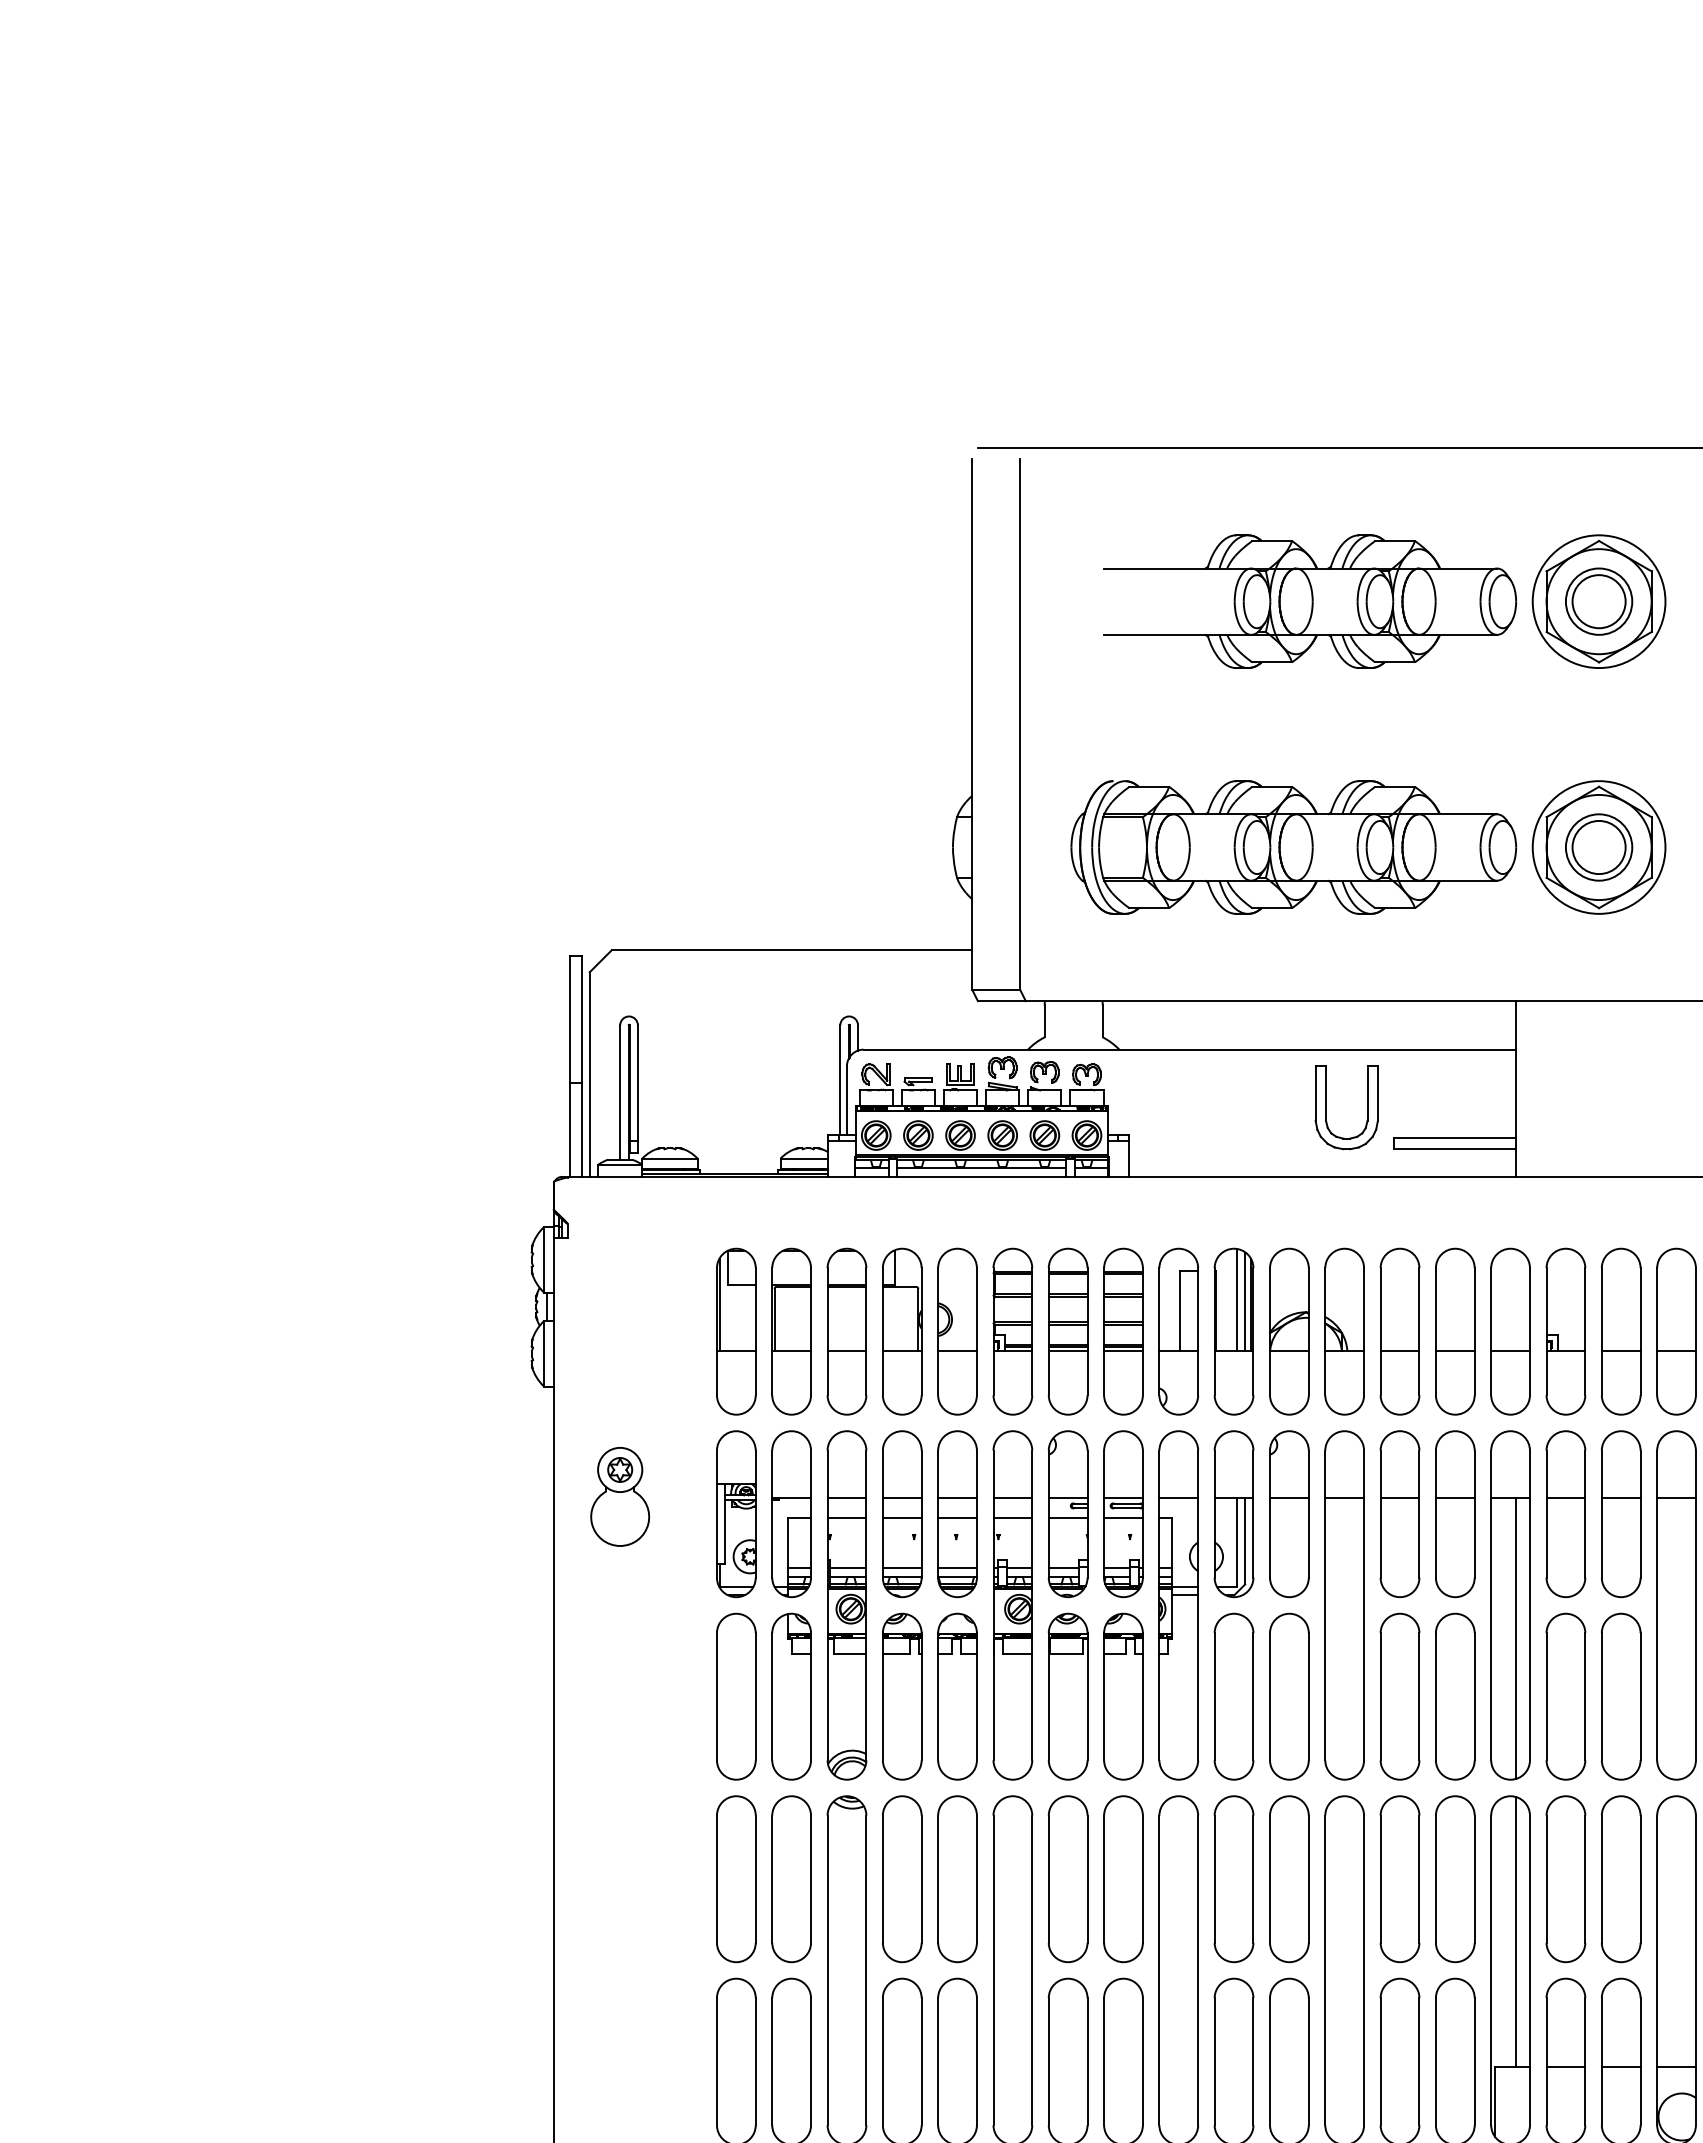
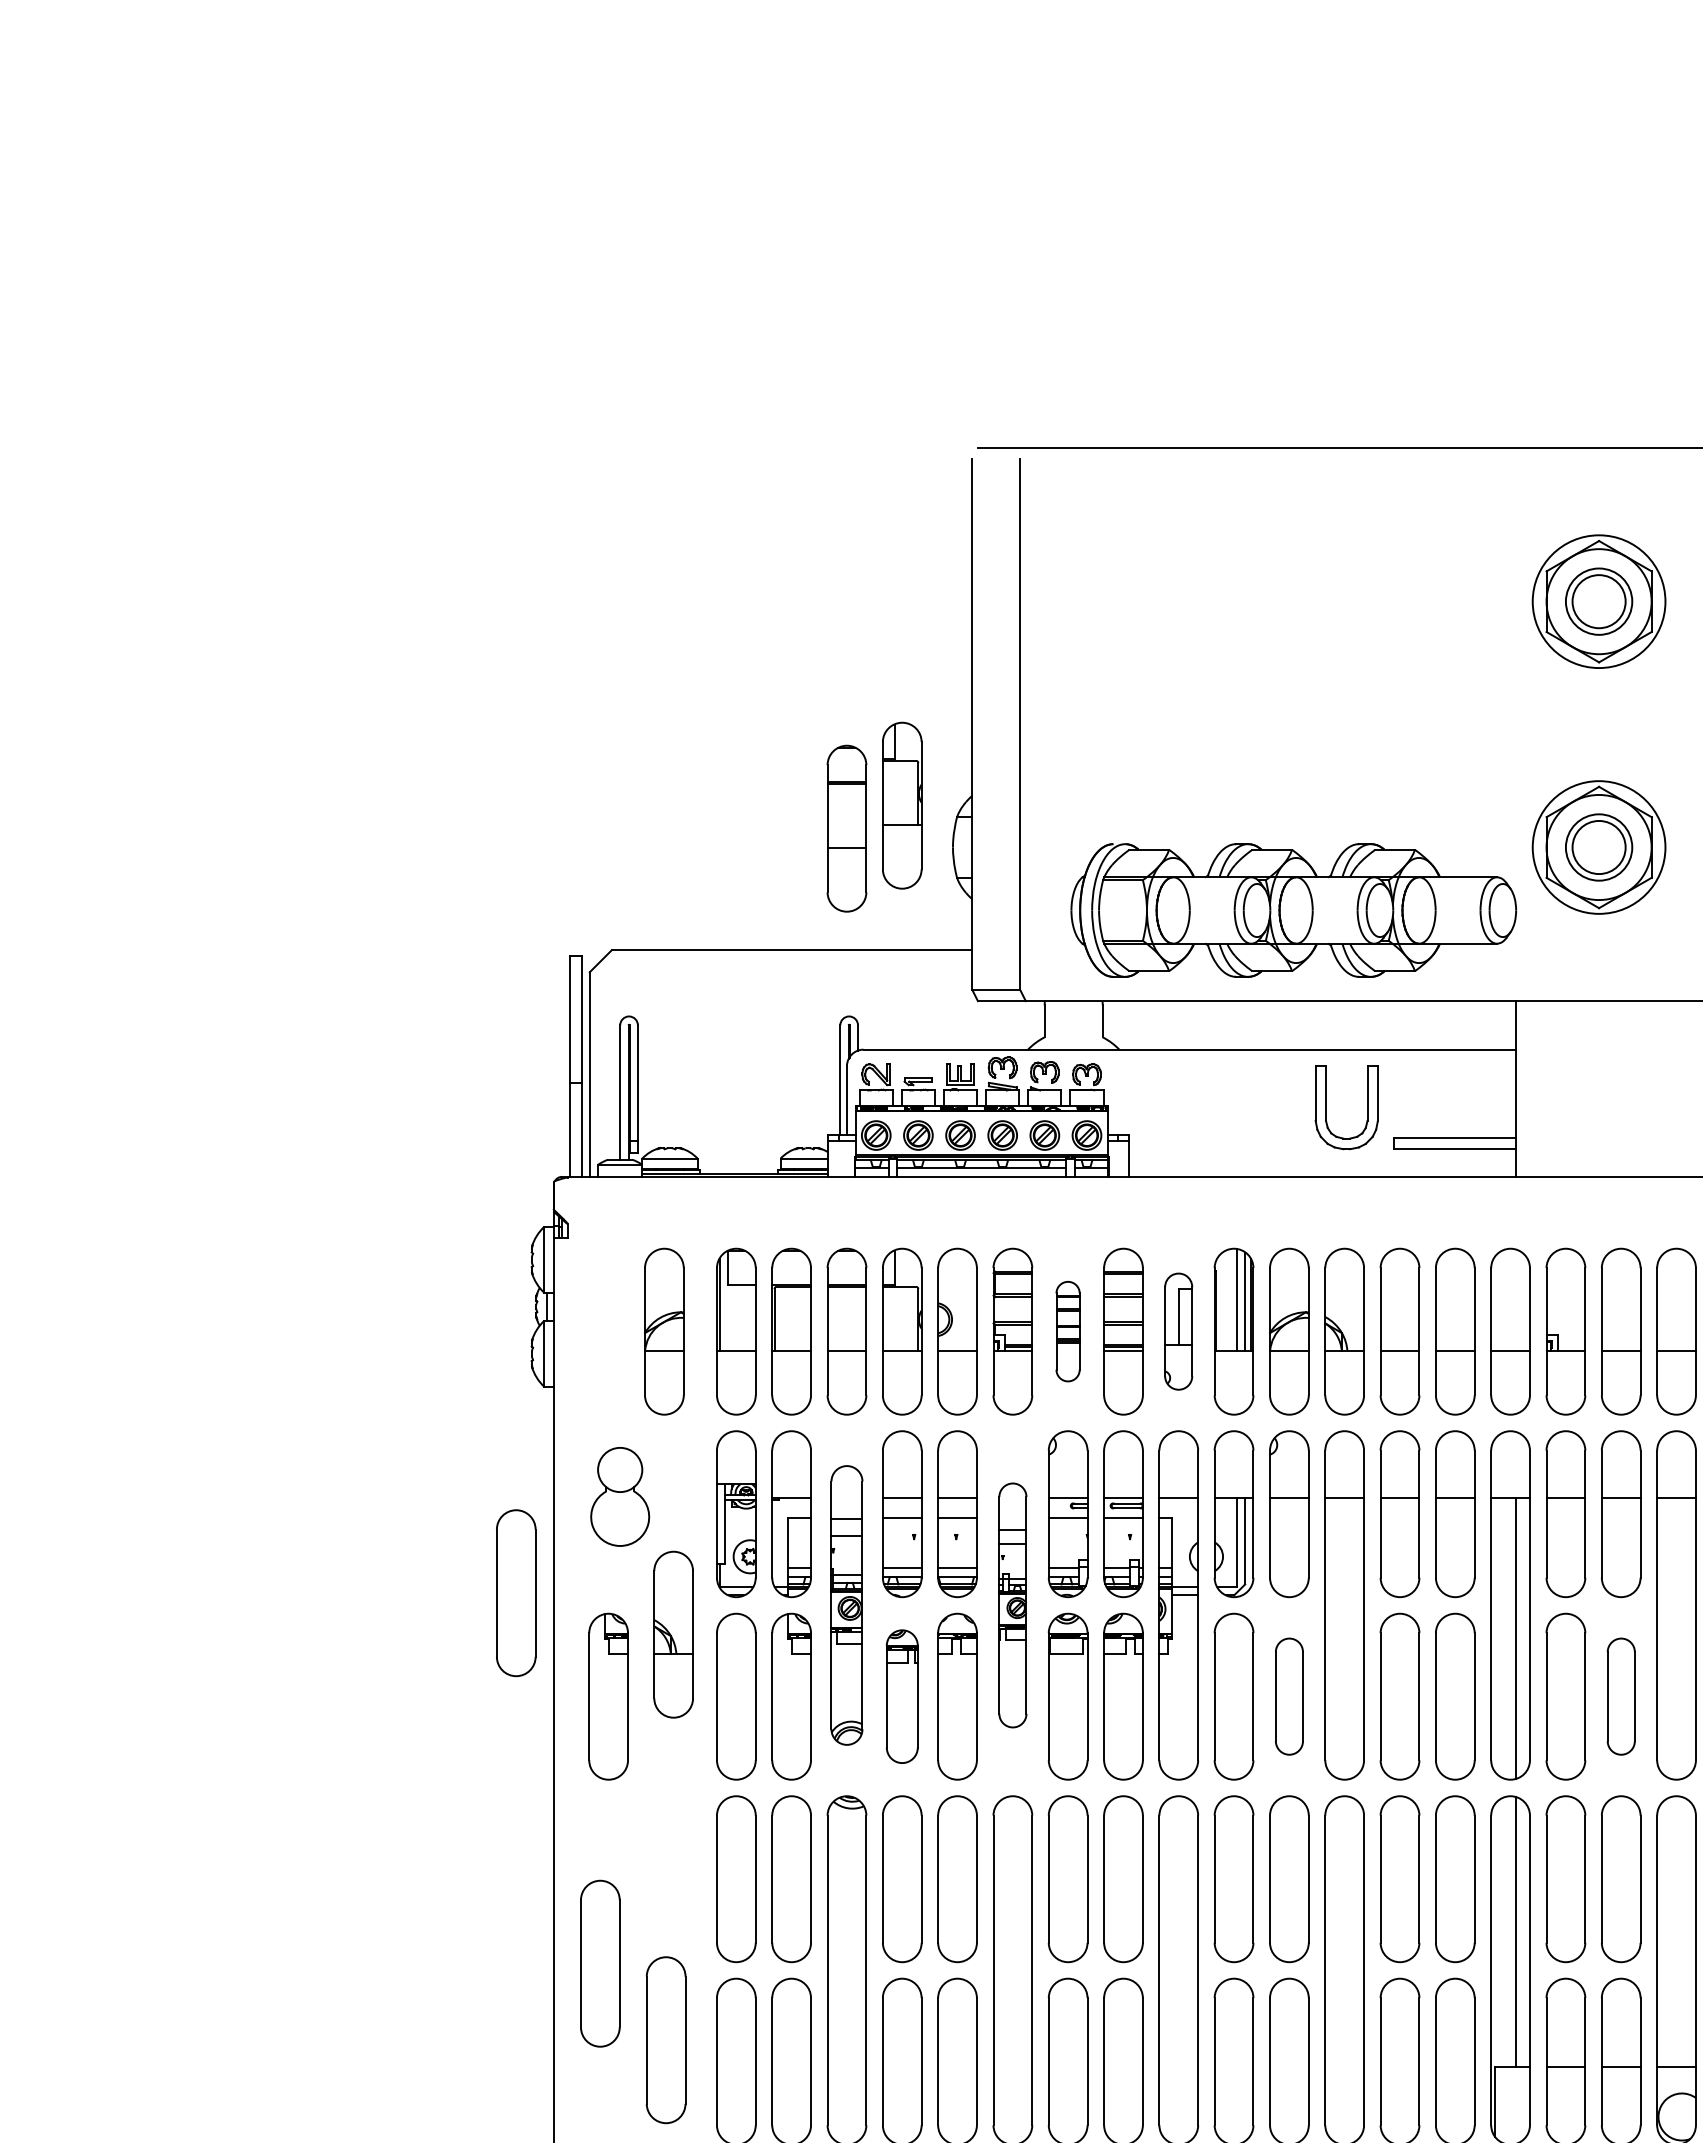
part: present -> none (1309, 601)
part: none -> present (902, 805)
part: none -> present (846, 828)
part position: (1293, 847) -> (1293, 910) (1293, 910)
part: none -> present (664, 1331)
part size: 42x169 px -> 26x102 px (1067, 1331)
part size: 41x169 px -> 30x119 px (1178, 1331)
part: present -> none (620, 1469)
part: none -> present (516, 1593)
part size: 42x351 px -> 34x281 px (846, 1605)
part size: 42x351 px -> 30x247 px (1012, 1605)
part: none -> present (673, 1634)
part: none -> present (608, 1696)
part size: 41x169 px -> 34x135 px (901, 1696)
part size: 41x169 px -> 29x119 px (1289, 1696)
part size: 41x169 px -> 30x119 px (1620, 1696)
part: none -> present (600, 1963)
part: none -> present (665, 2040)
